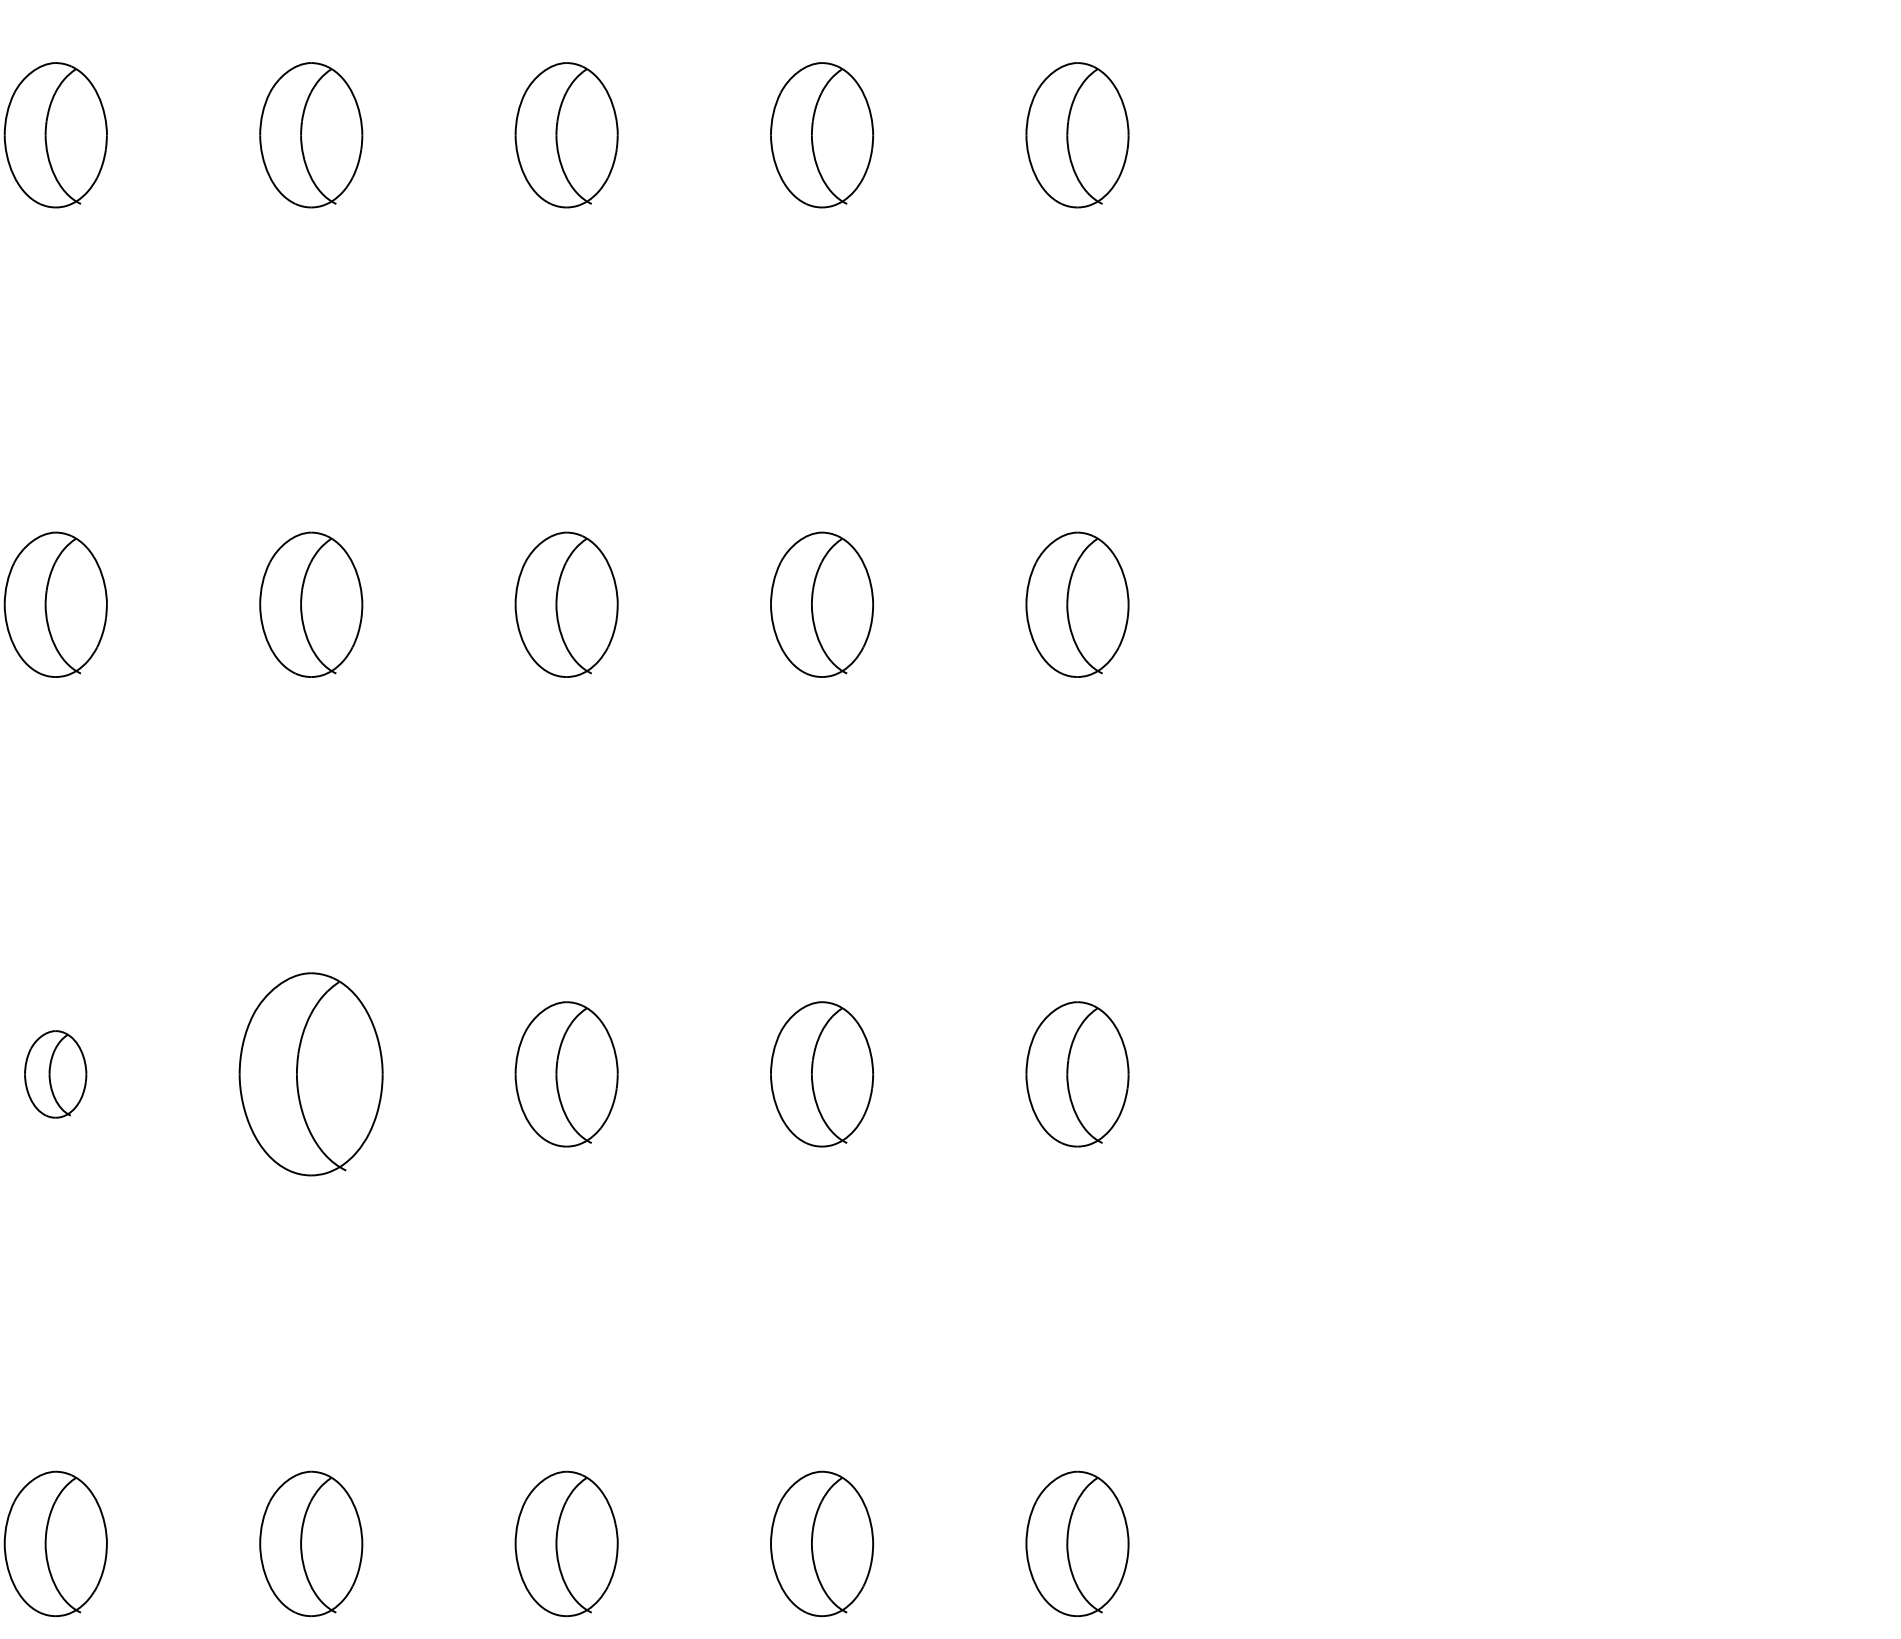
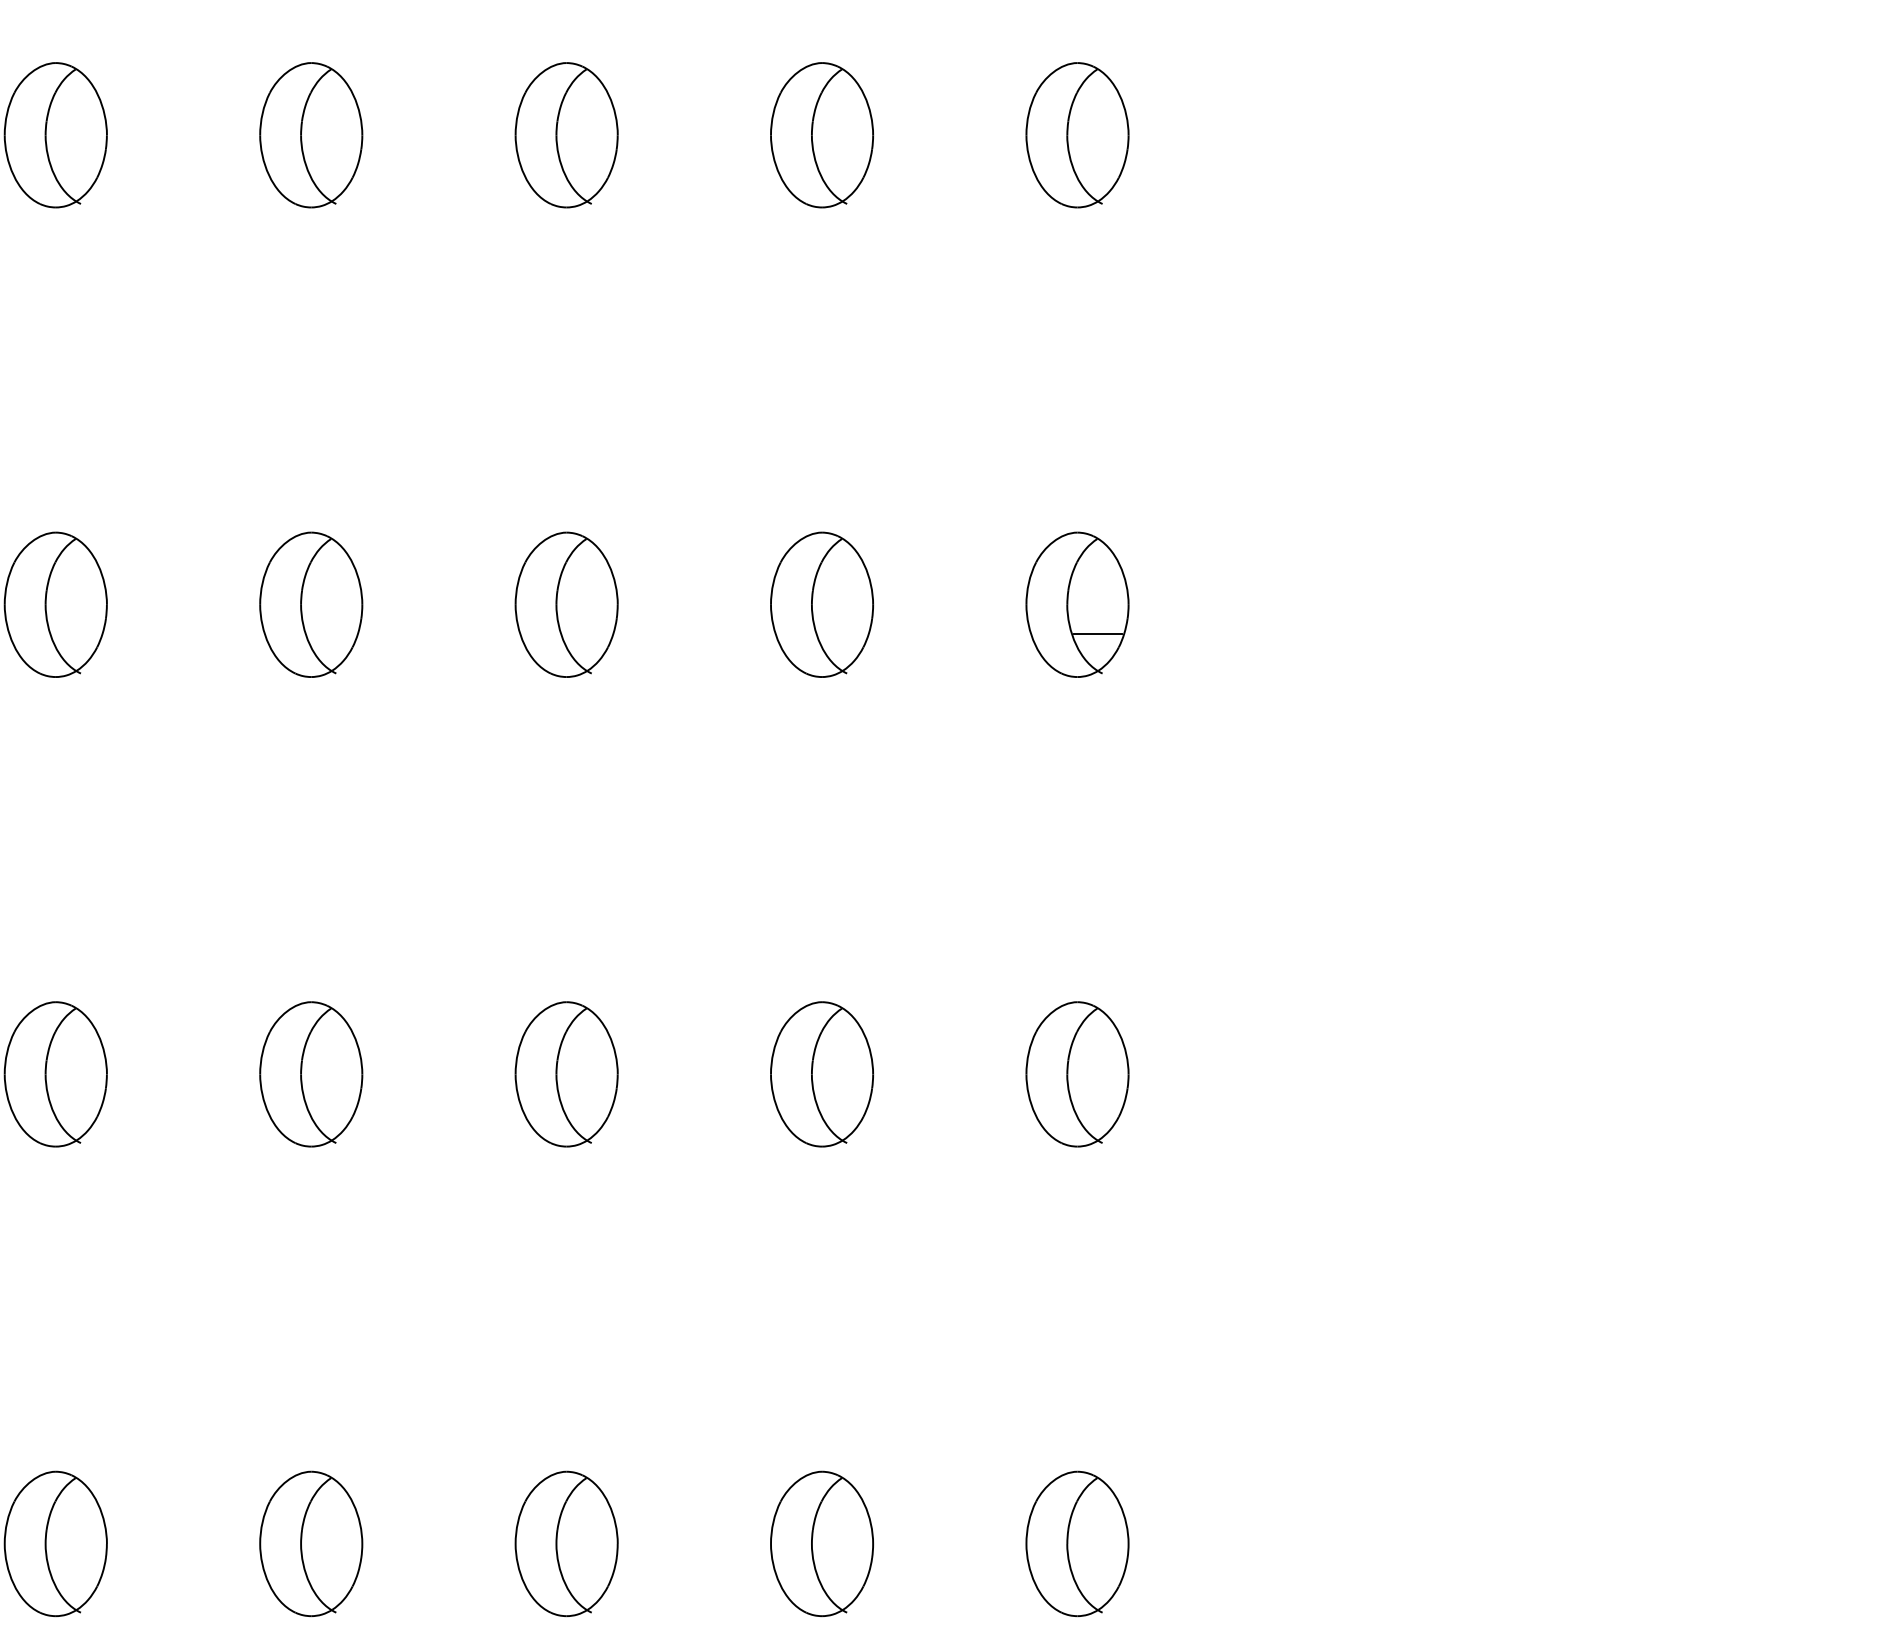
line: none -> present (1097, 633)
part size: 64x89 px -> 105x147 px (55, 1074)
part size: 146x205 px -> 105x147 px (311, 1074)
